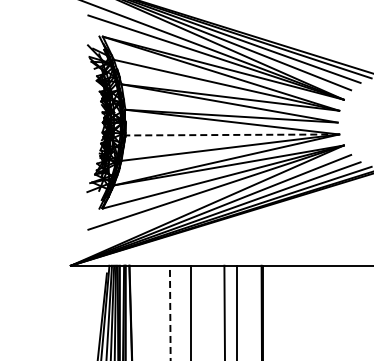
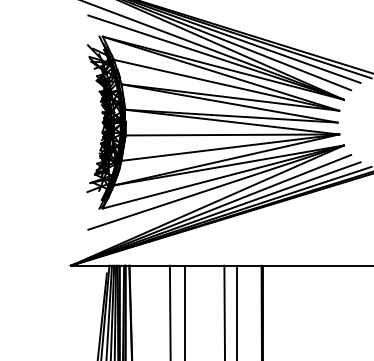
line: dashed -> solid (232, 134)
line position: (190, 311) -> (184, 311) (184, 311)
line: dashed -> solid (170, 312)
